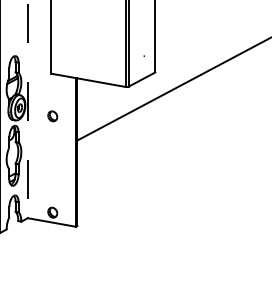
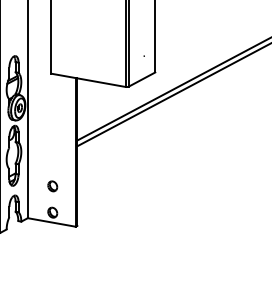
line: none -> present (172, 95)
line: dashed -> solid (27, 109)
part position: (52, 116) -> (52, 186) (52, 186)
